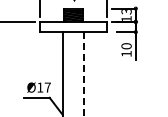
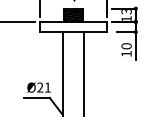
line: dashed -> solid (84, 75)
text: Ø17 -> Ø21 (43, 87)
